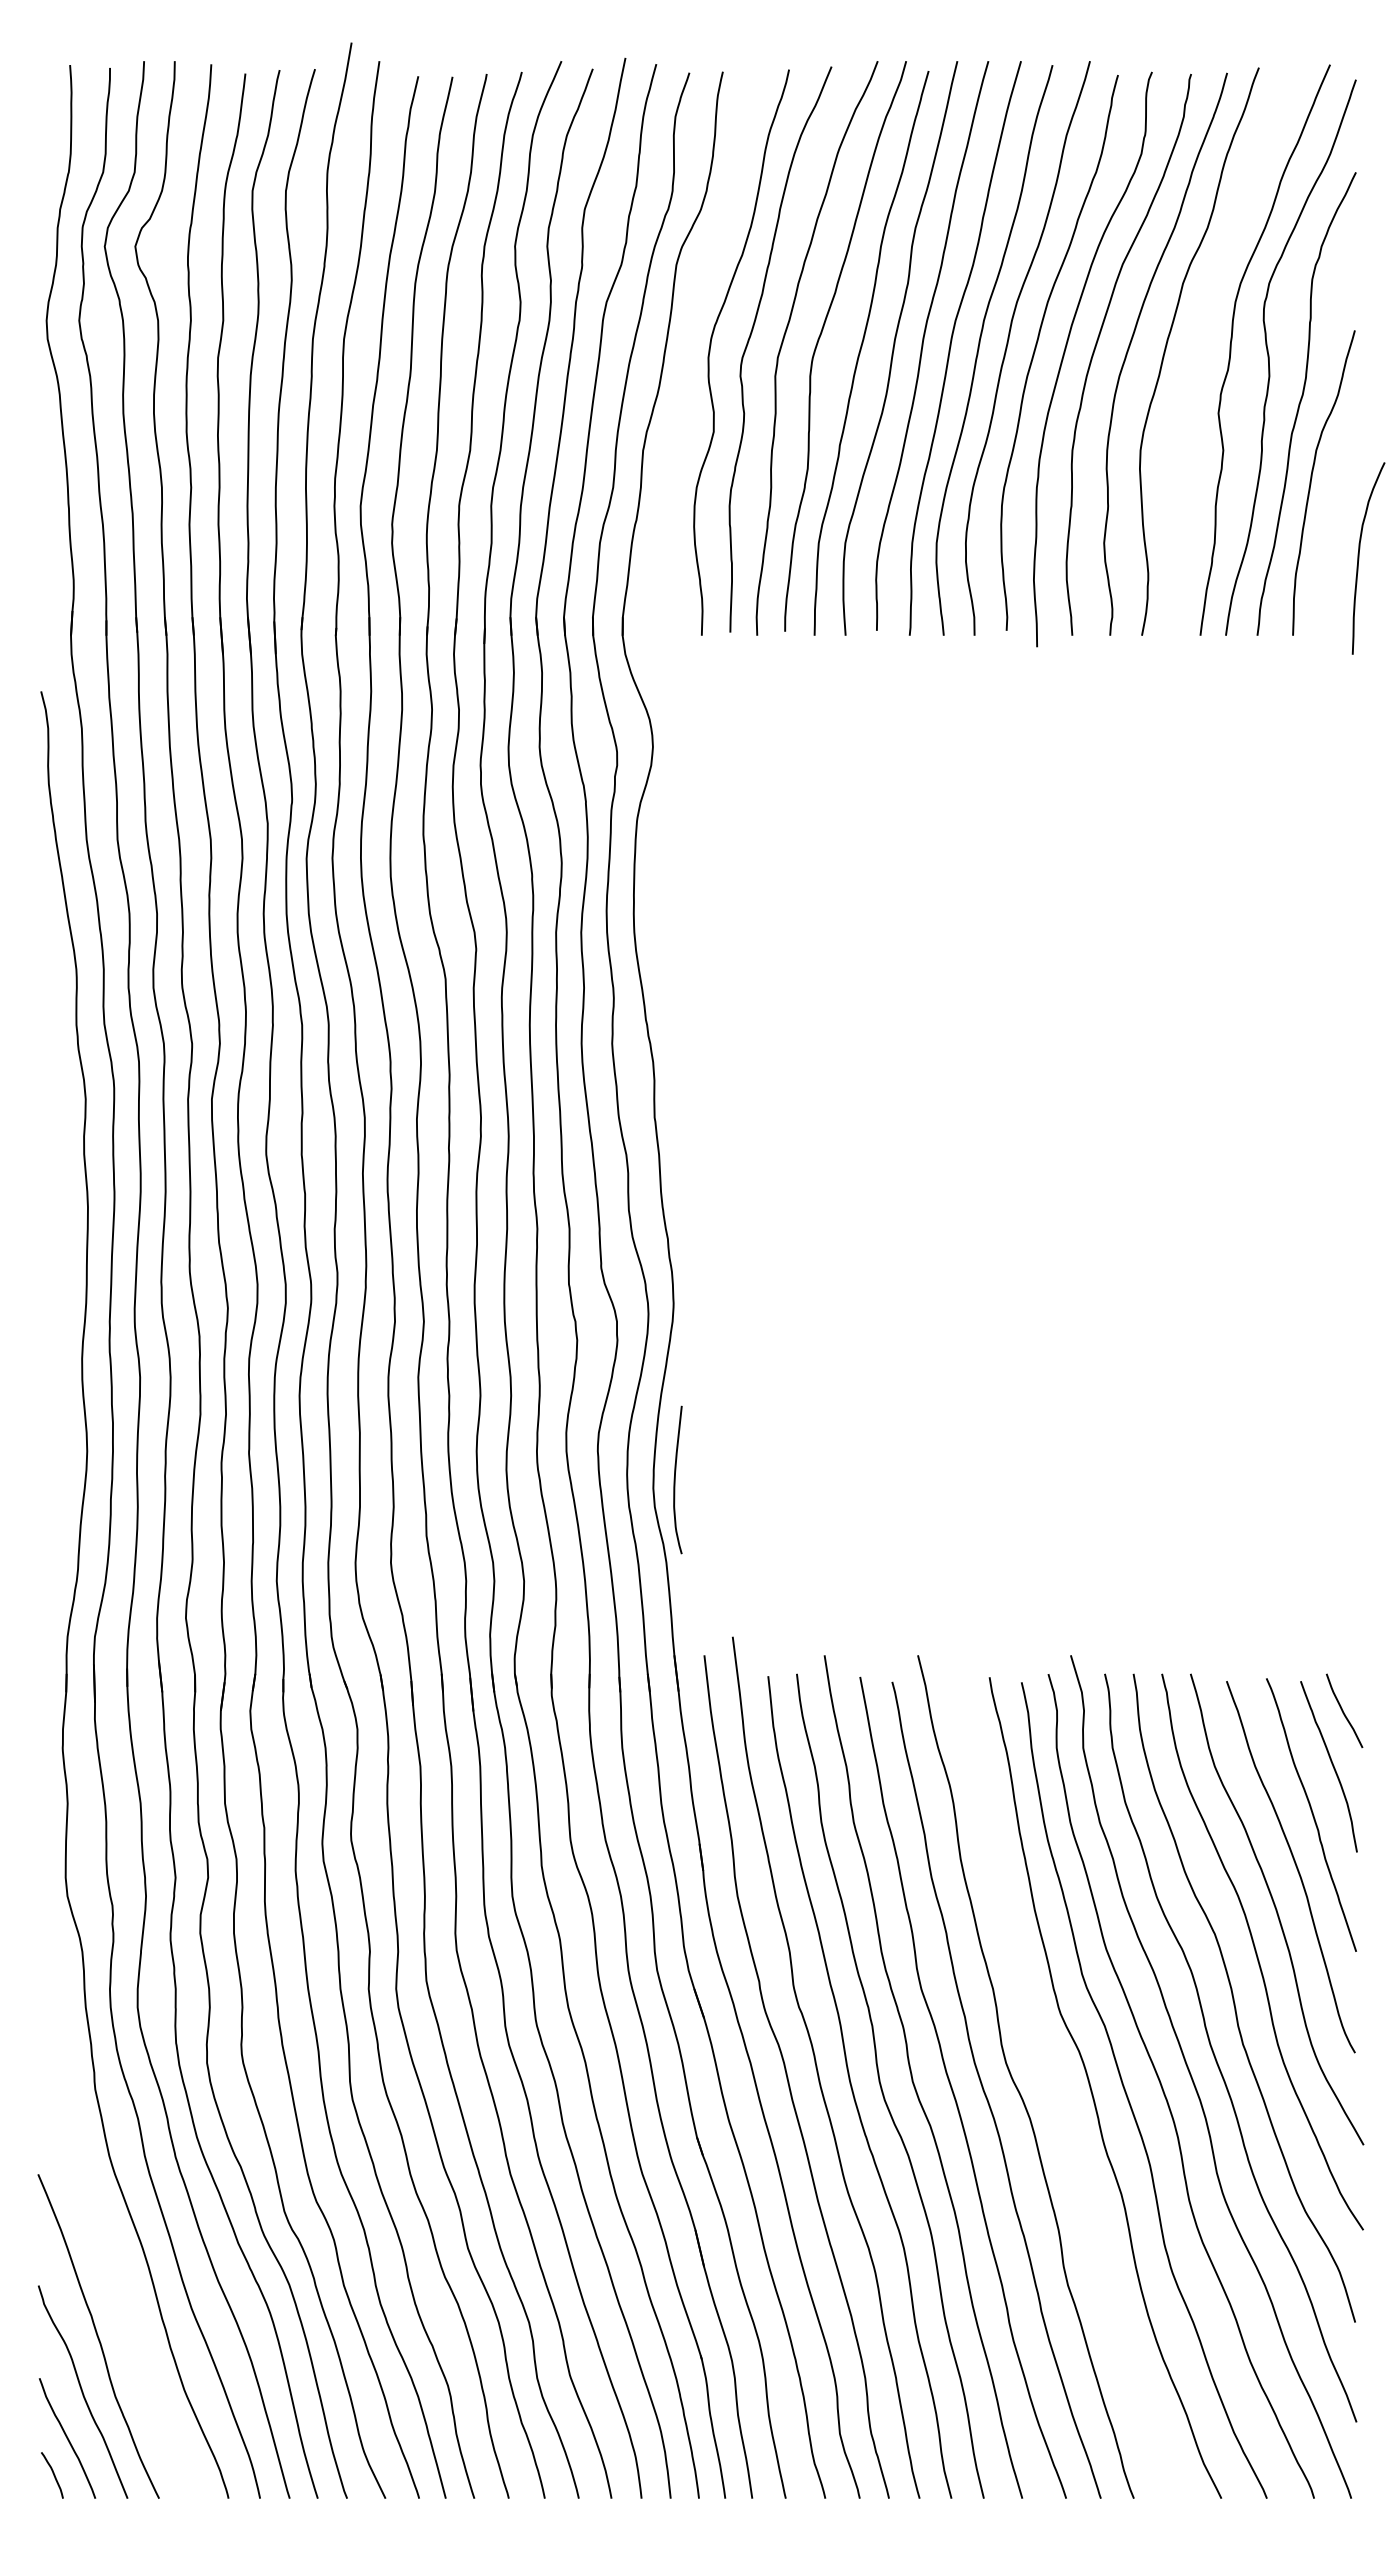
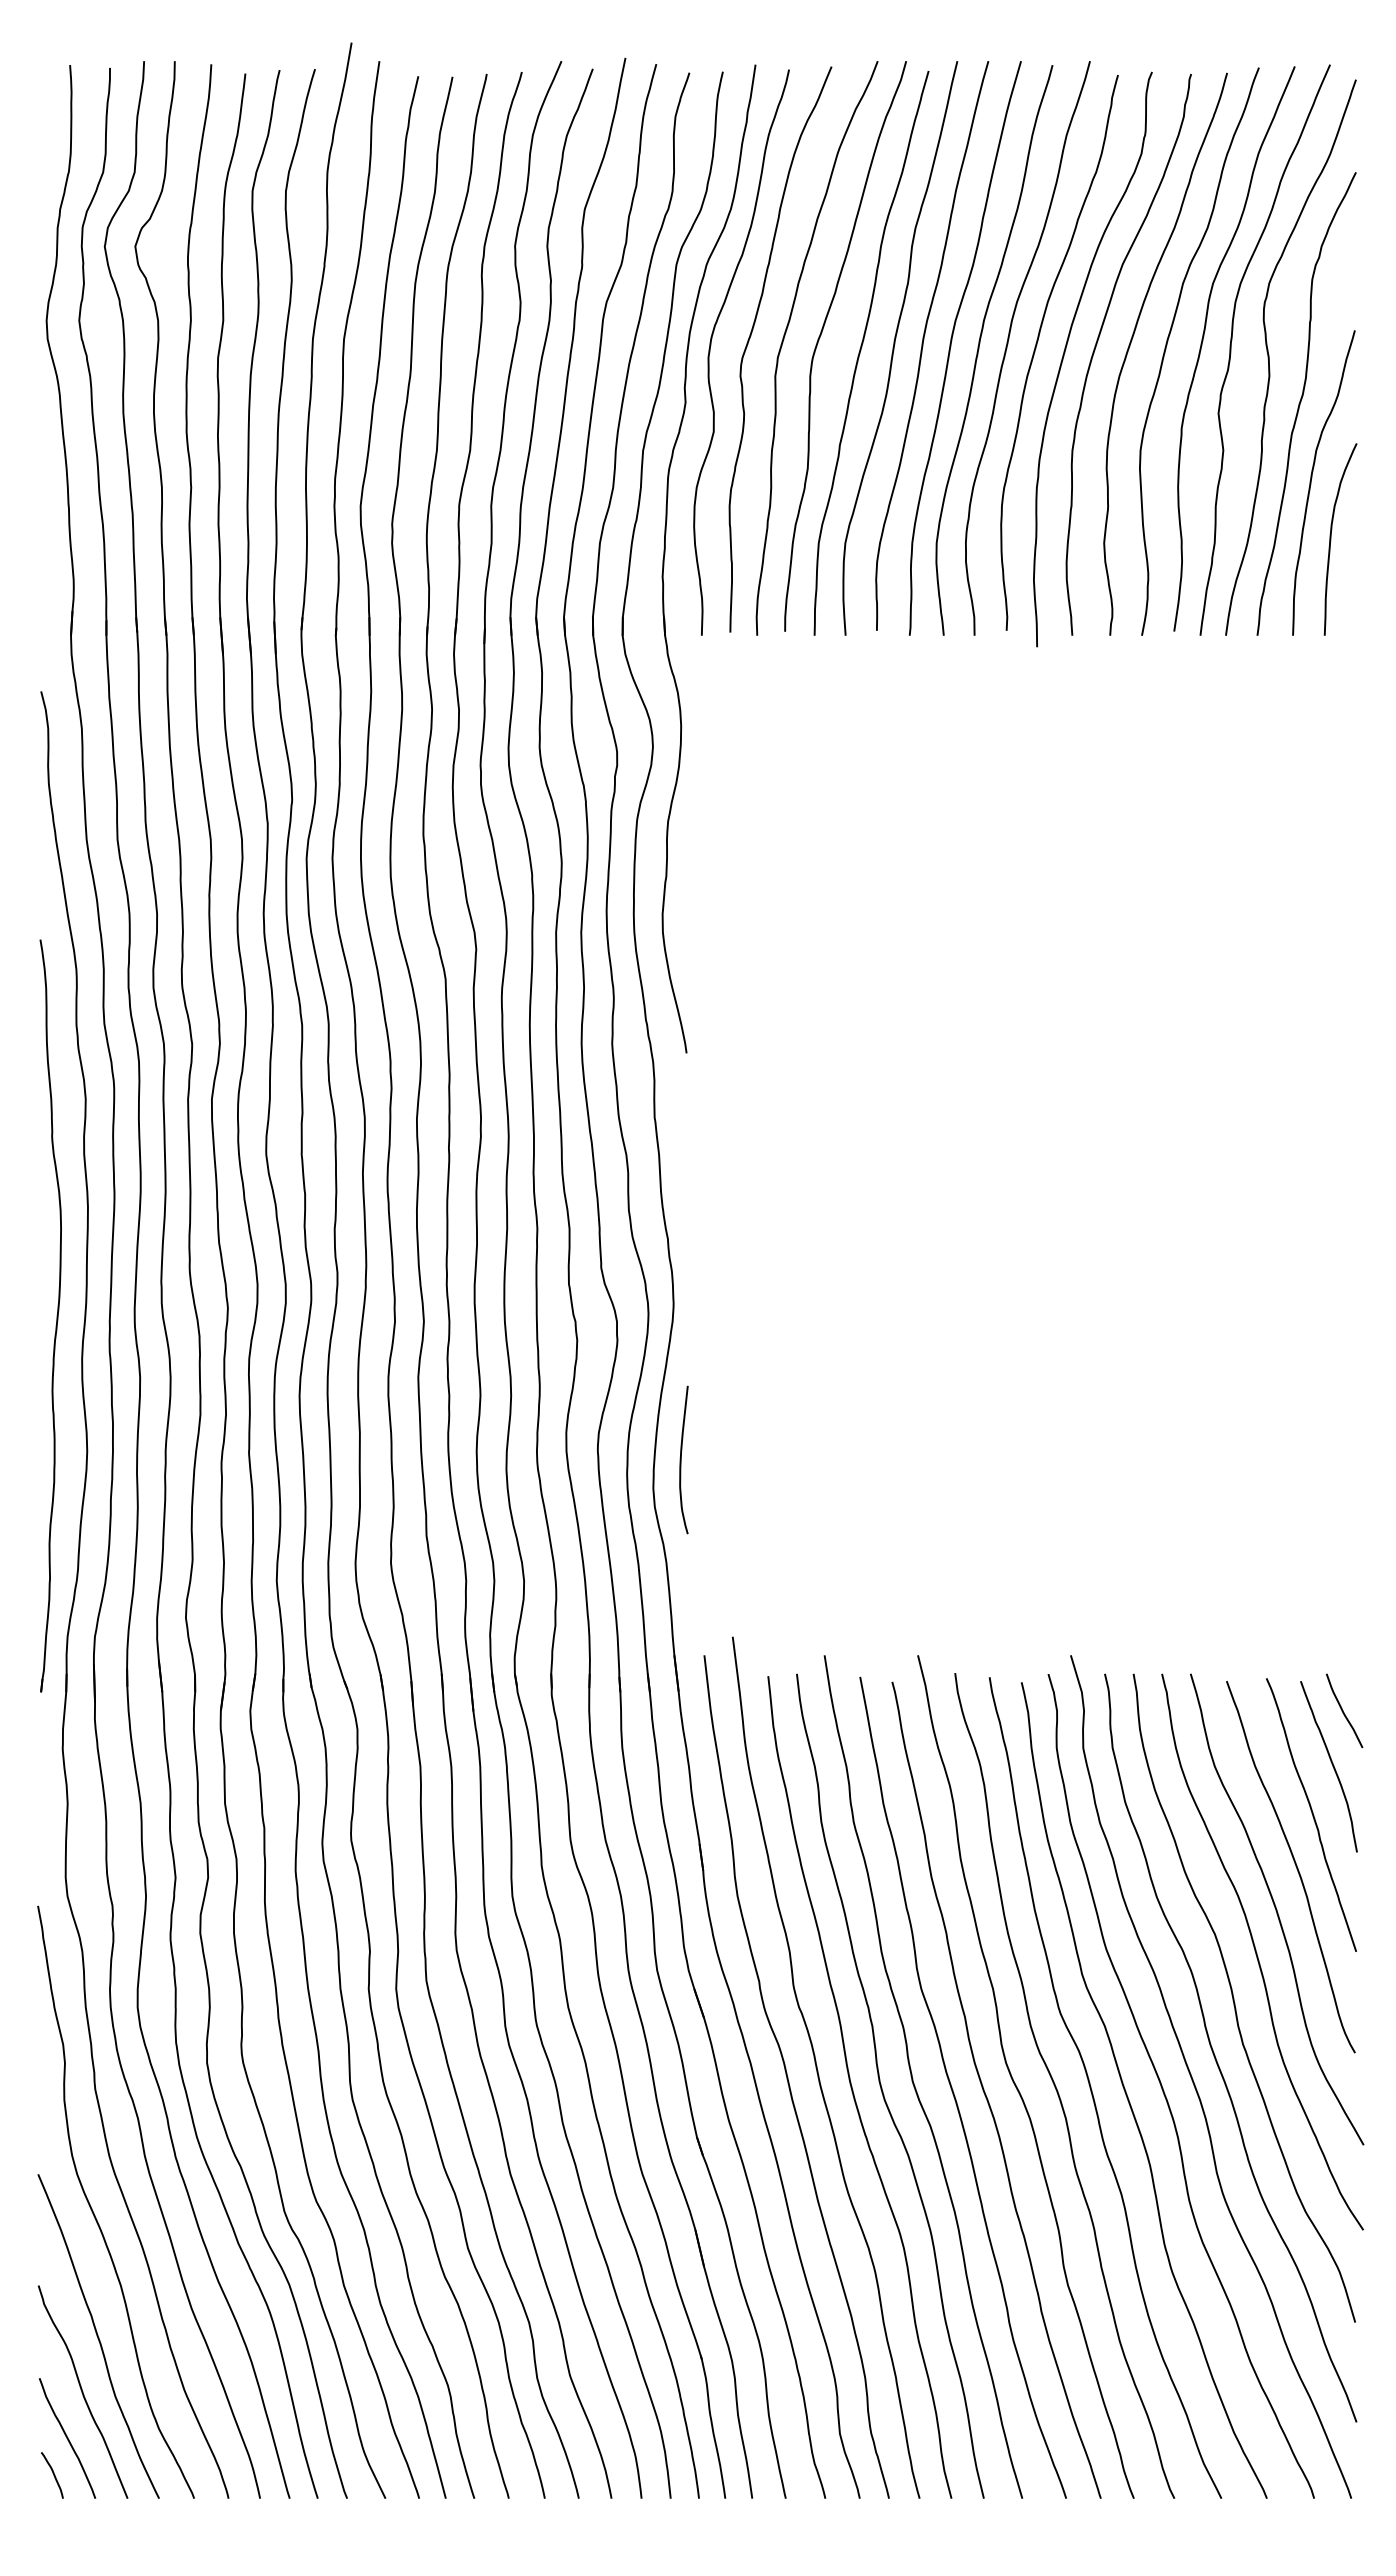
curve: none -> present (1203, 341)
part: none -> present (665, 555)
curve position: (1359, 558) -> (1331, 539) (1331, 539)
part: none -> present (50, 1315)
curve position: (675, 1479) -> (681, 1459) (681, 1459)
curve: none -> present (1057, 2088)
curve: none -> present (93, 2210)
